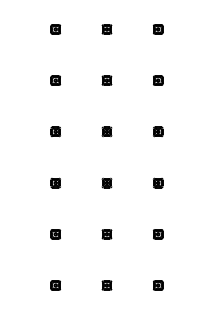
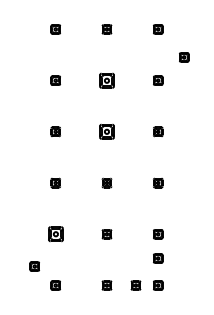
part: none -> present (184, 57)
part size: 12x11 px -> 16x17 px (106, 80)
part size: 12x12 px -> 16x16 px (106, 131)
part size: 11x11 px -> 16x17 px (55, 234)
part: none -> present (158, 258)
part: none -> present (34, 266)
part: none -> present (135, 285)
